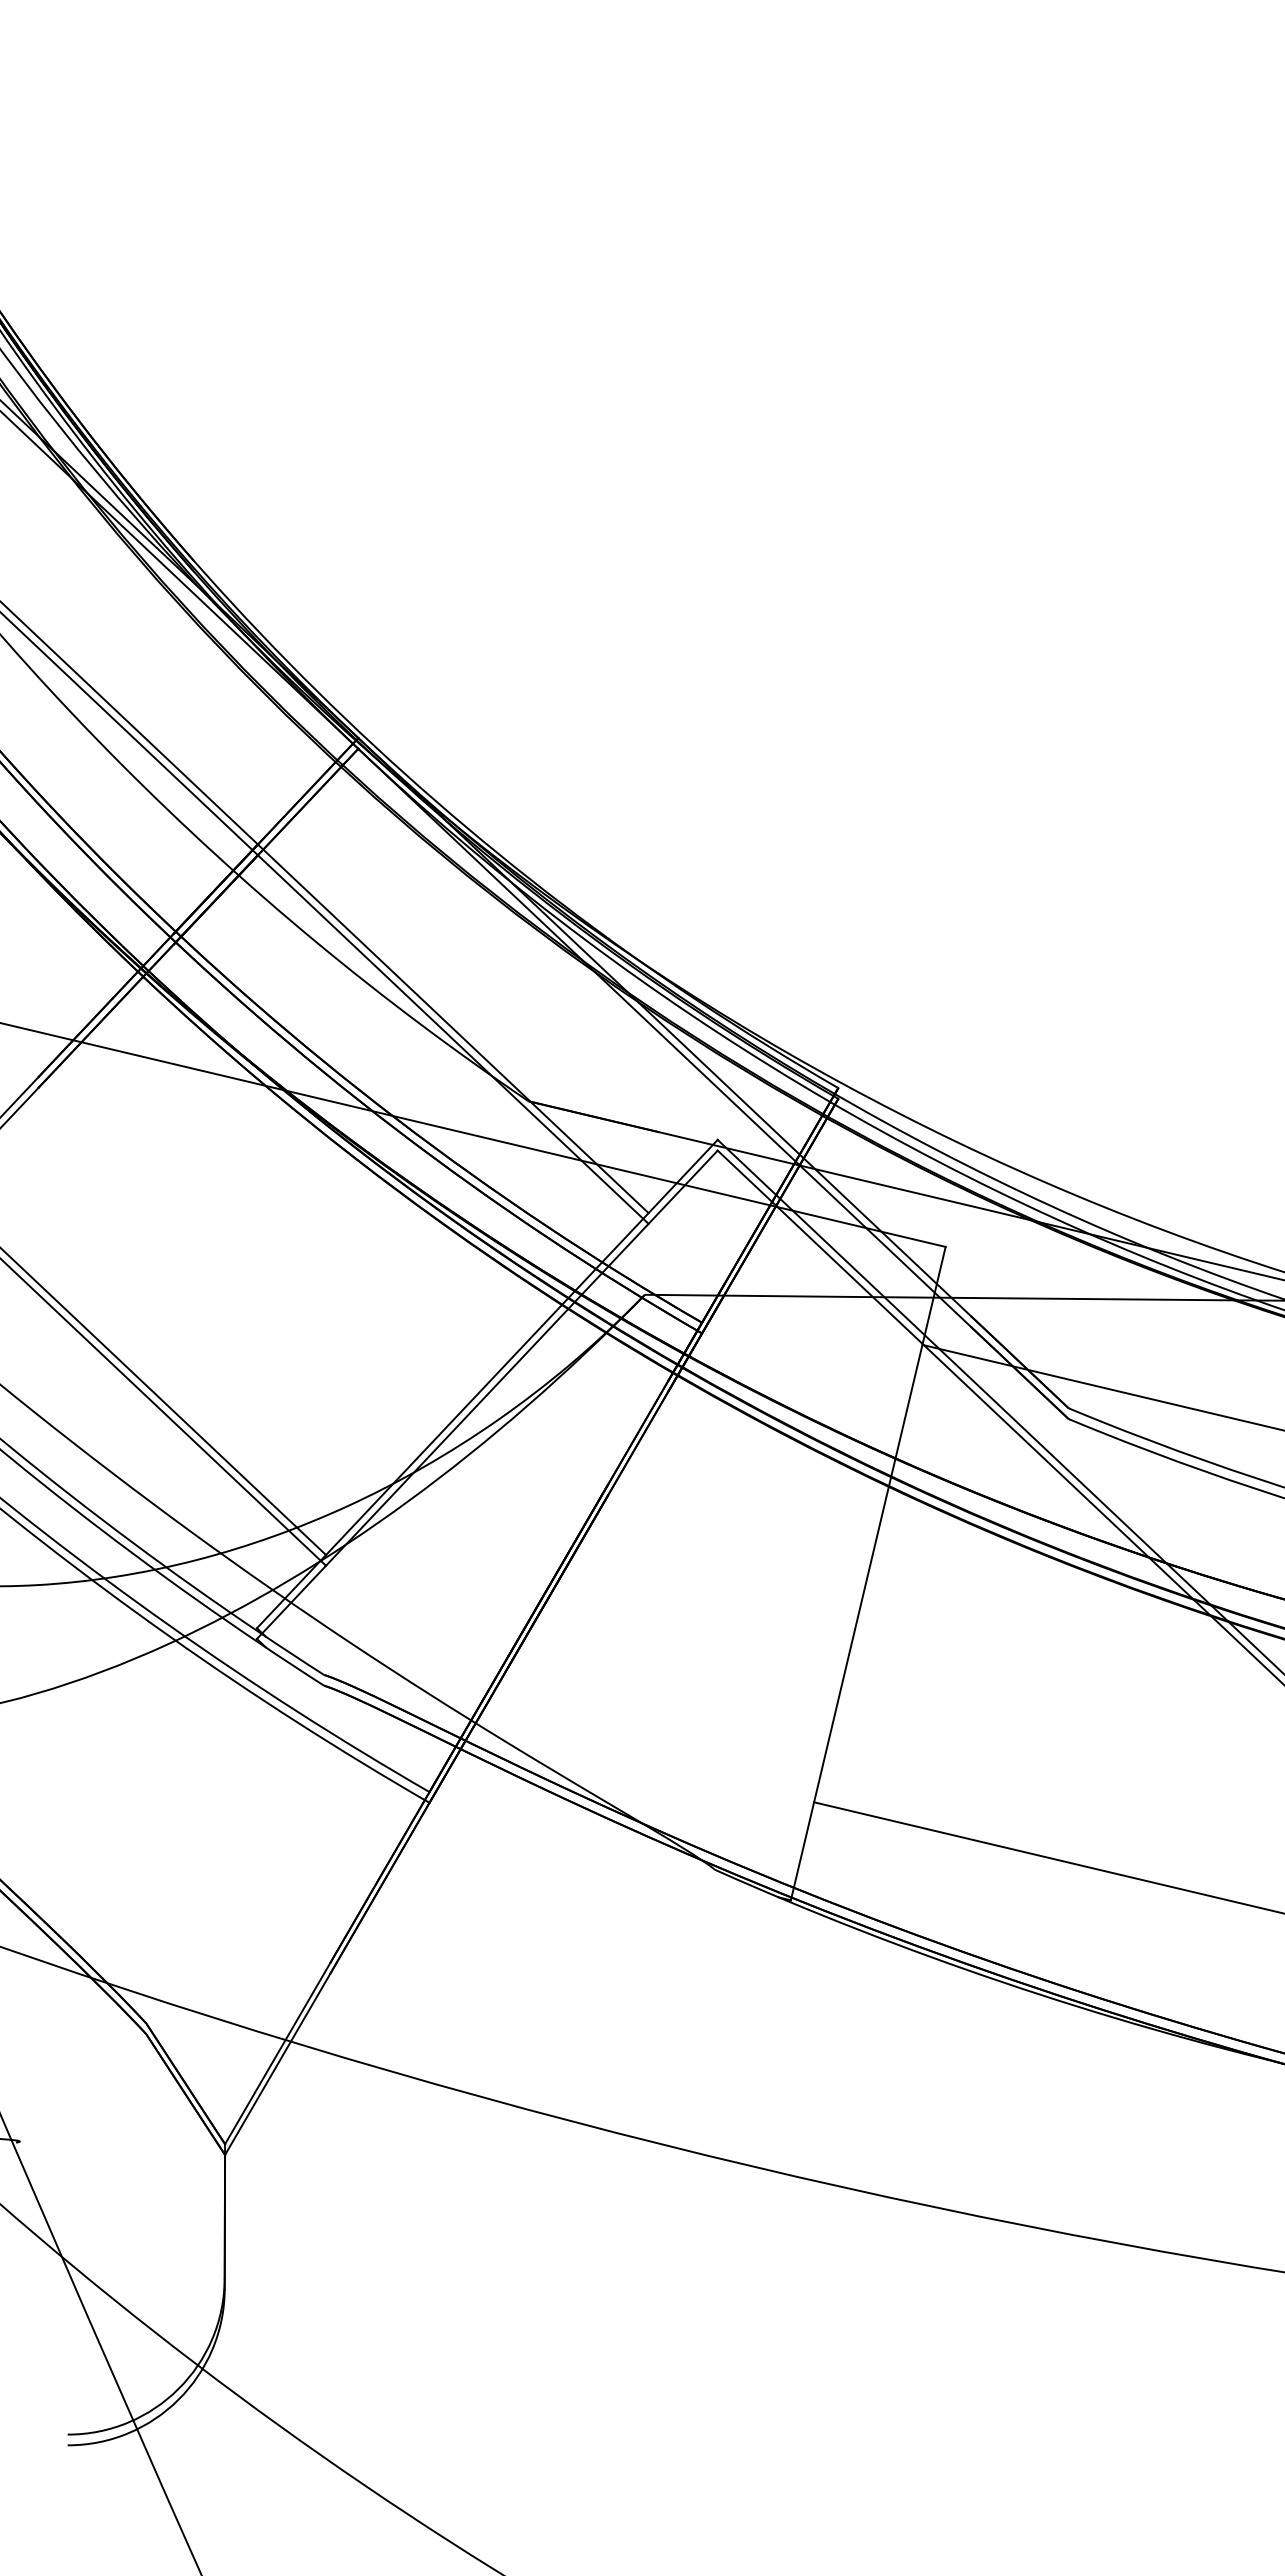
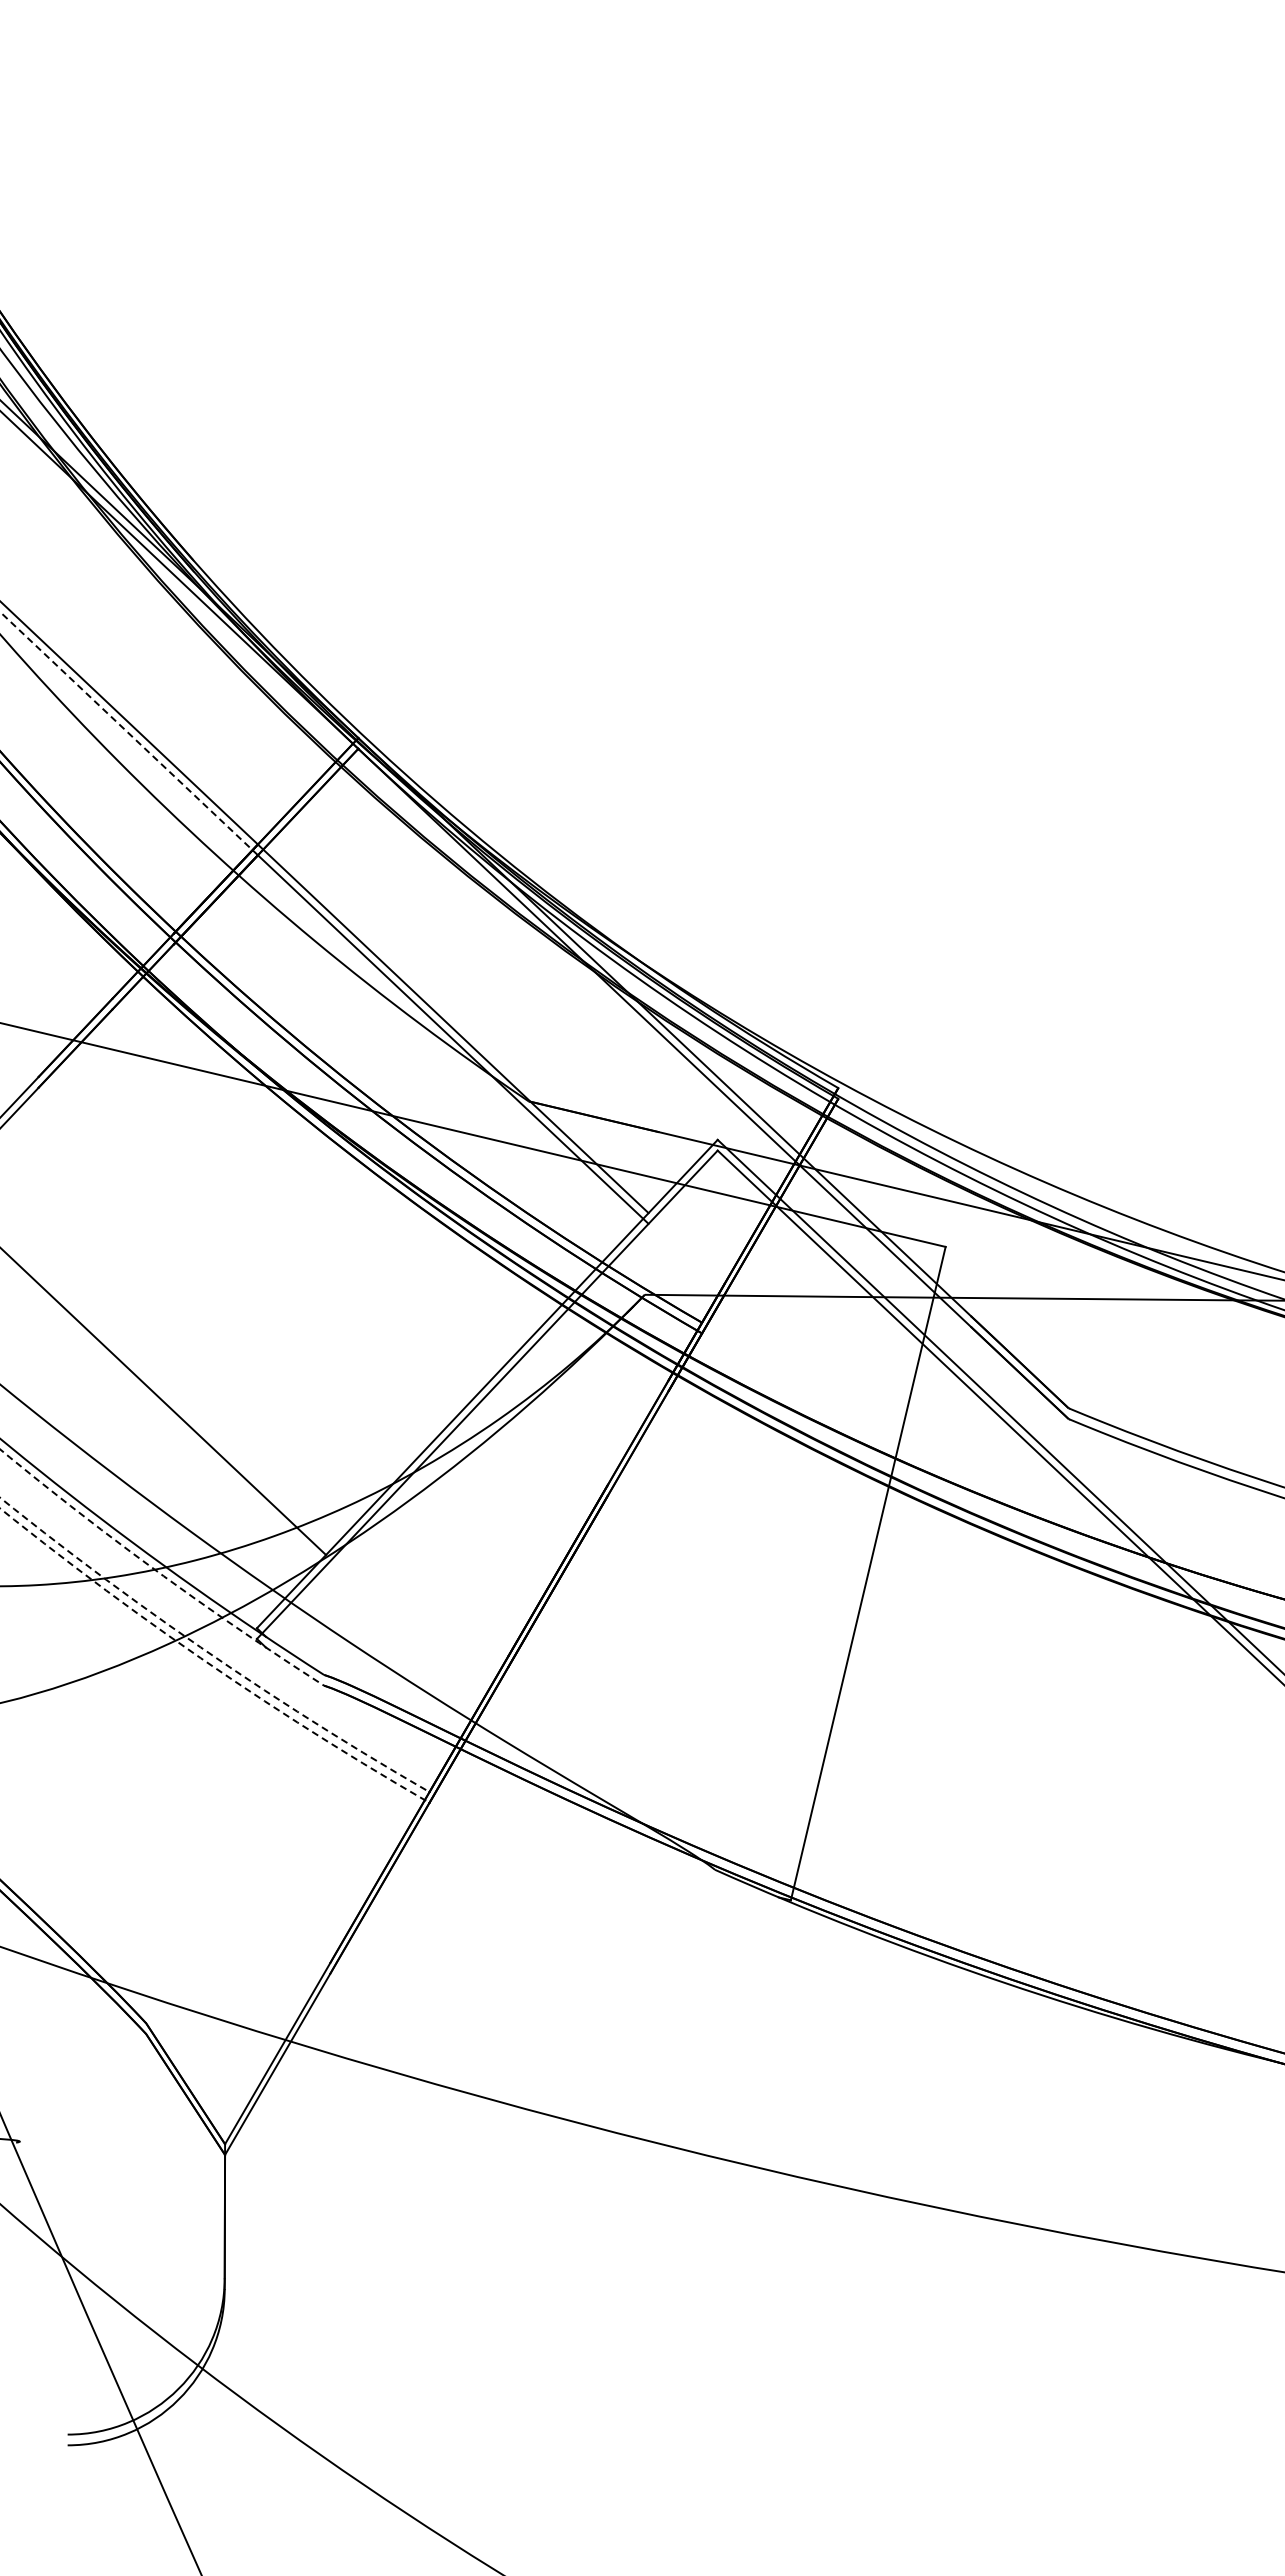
line: solid -> dashed (128, 733)
line: present -> none (1101, 1386)
line: present -> none (164, 1412)
arc: solid -> dashed (158, 1572)
arc: solid -> dashed (208, 1652)
arc: solid -> dashed (208, 1663)
line: present -> none (1047, 1857)
